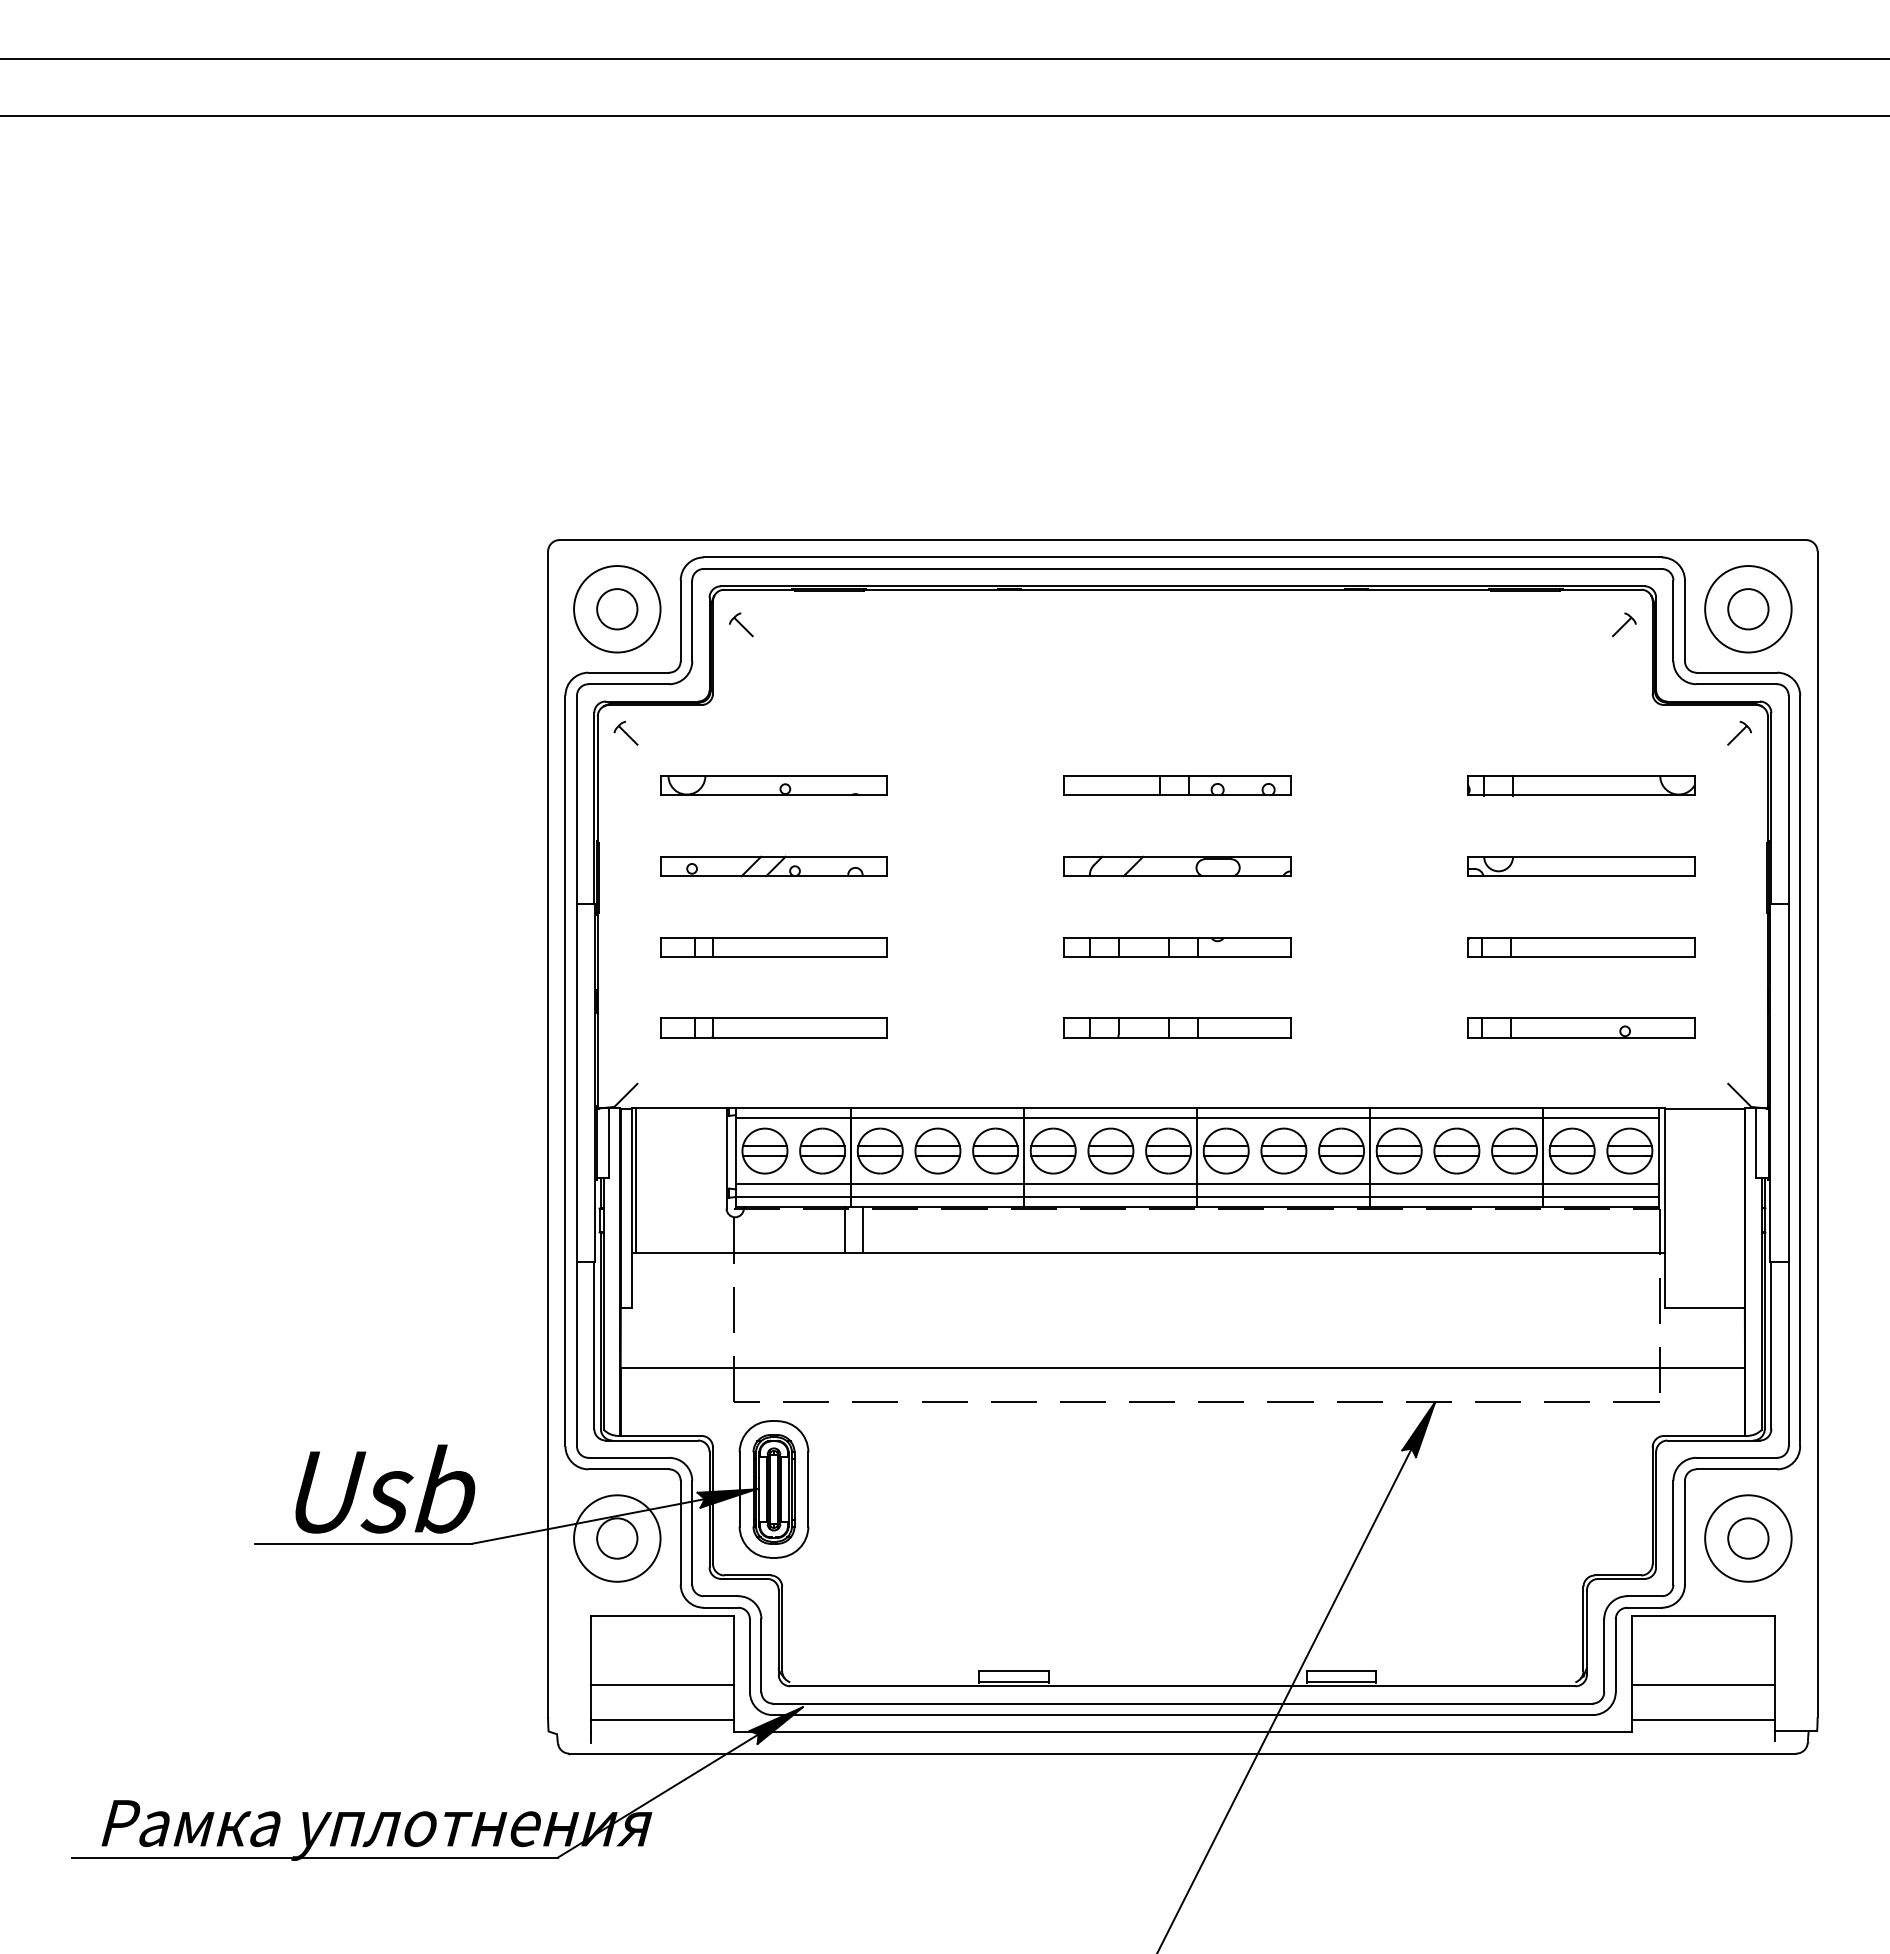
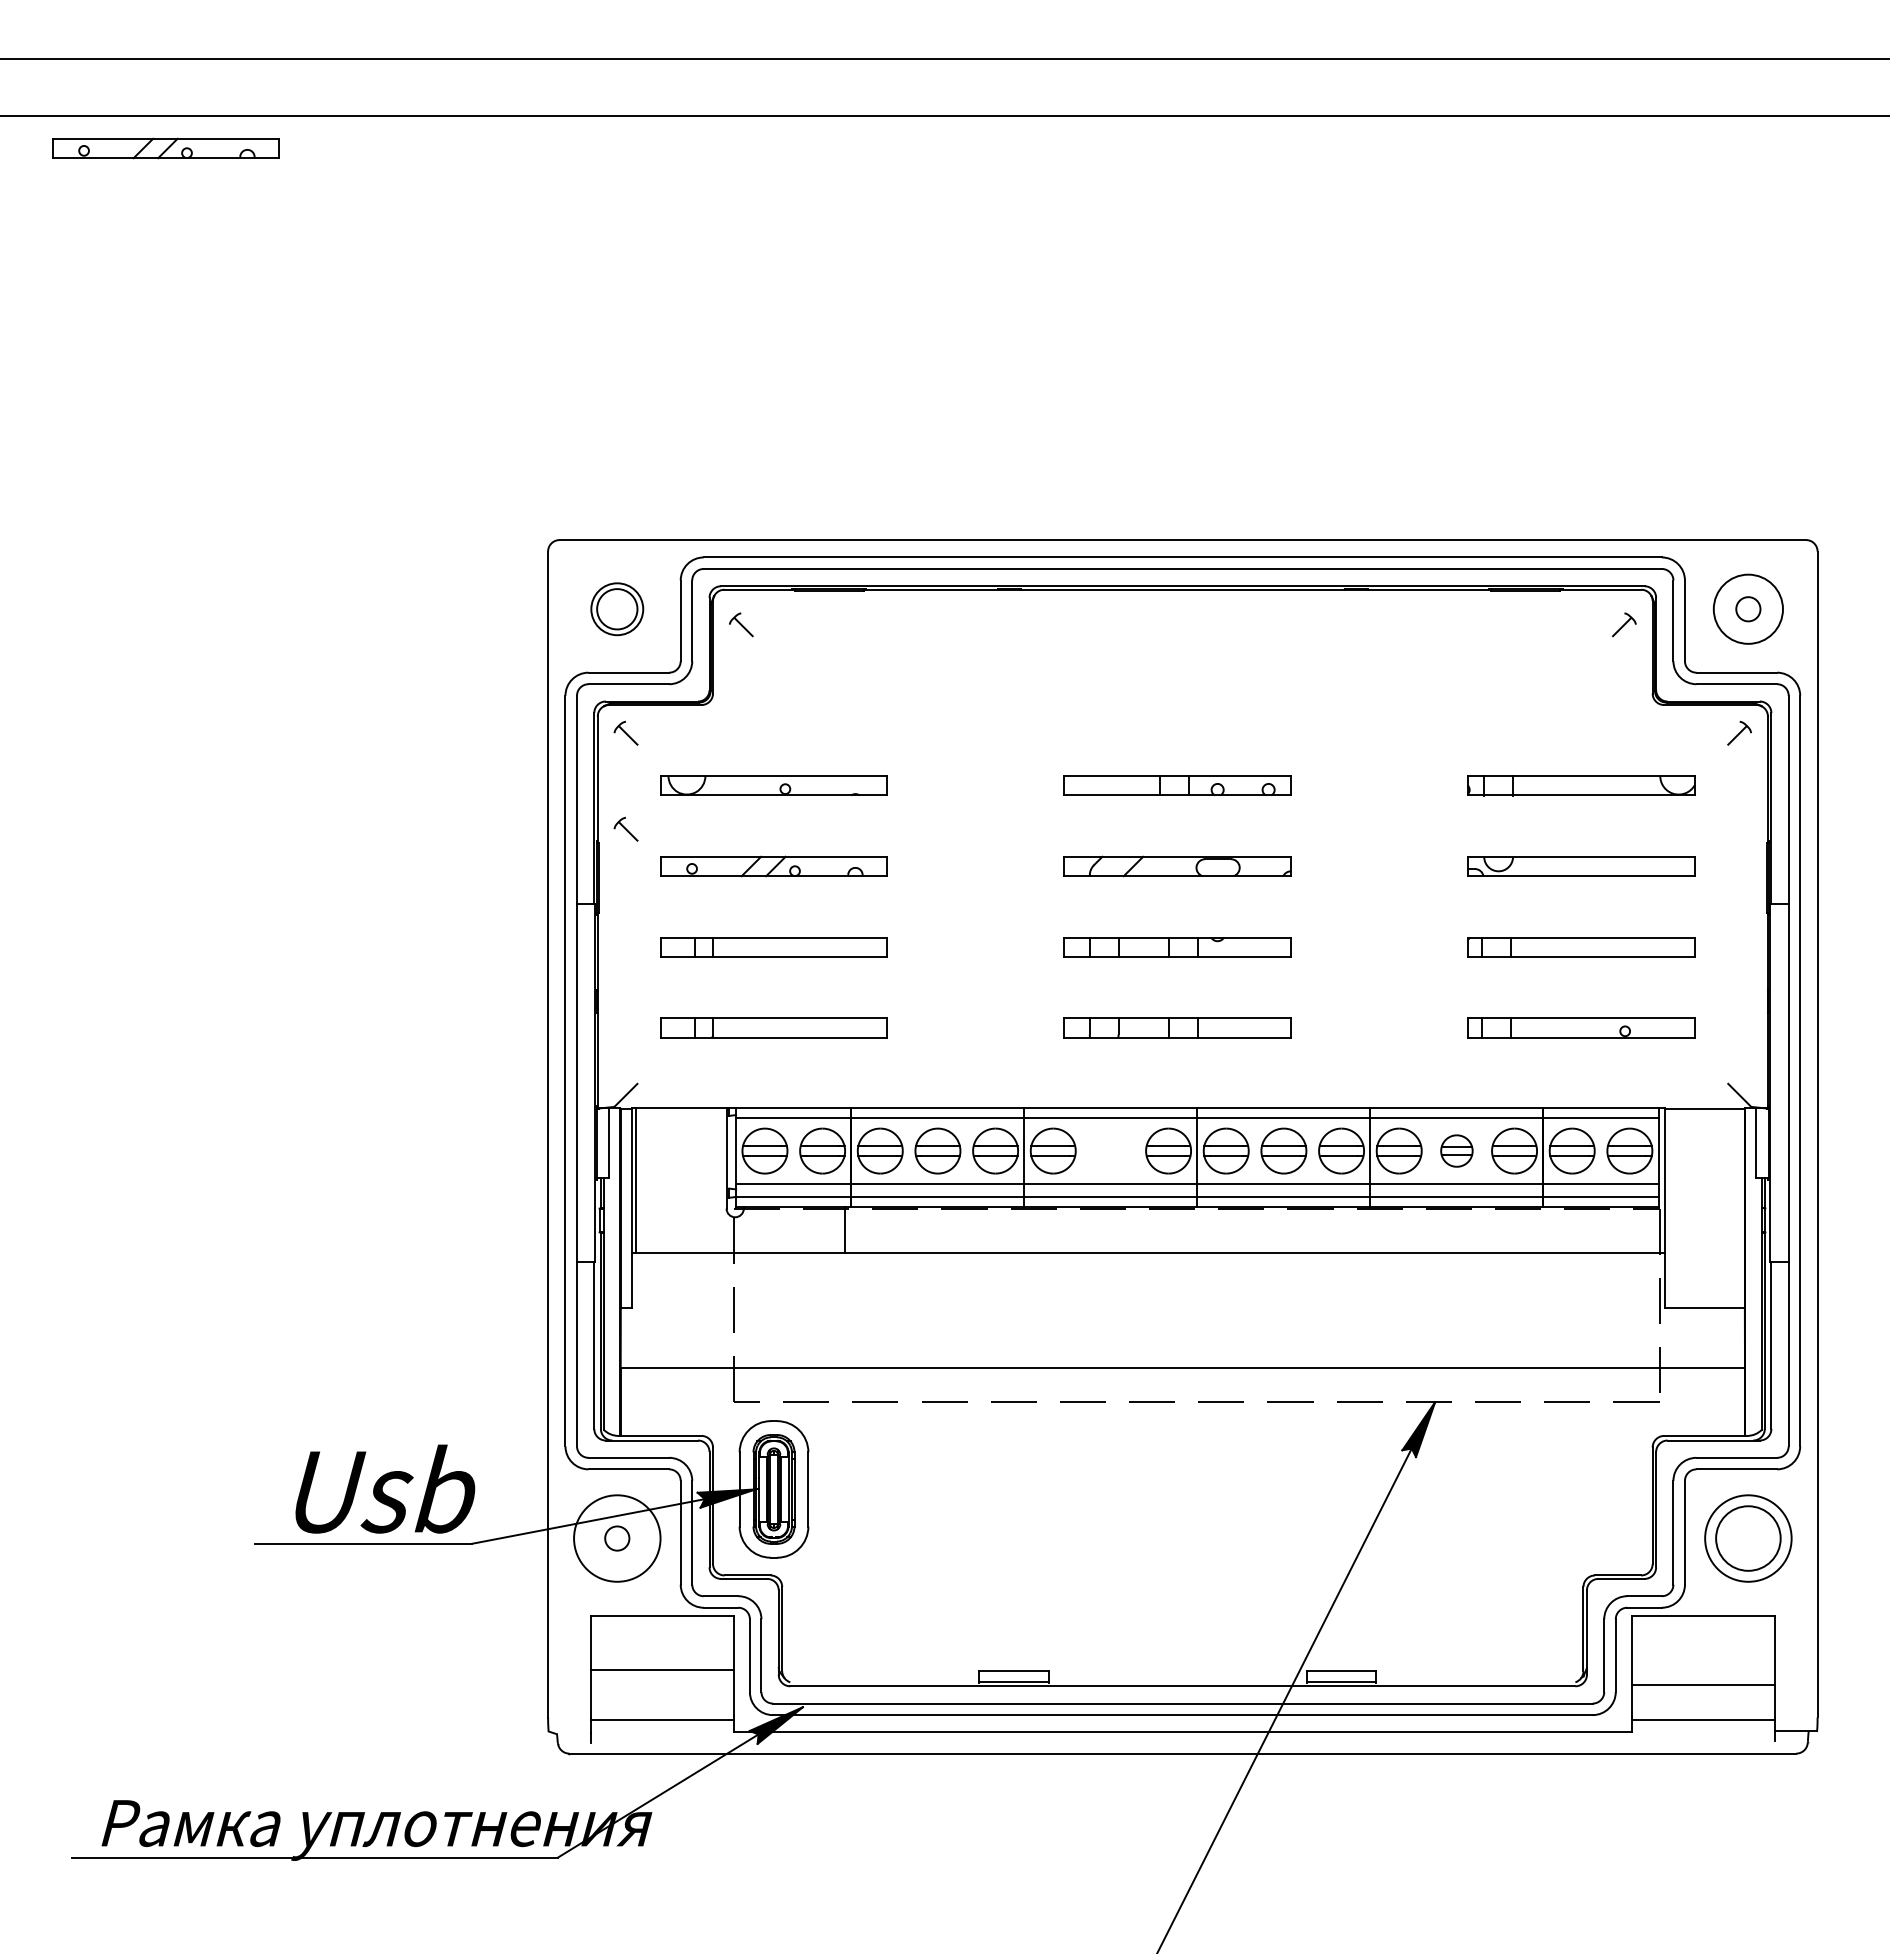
part: none -> present (165, 148)
circle diameter: 86 px -> 52 px (617, 609)
circle diameter: 40 px -> 24 px (1748, 609)
circle diameter: 86 px -> 69 px (1747, 608)
part: none -> present (625, 828)
part: present -> none (1110, 1150)
part size: 48x48 px -> 34x34 px (1456, 1150)
line: present -> none (862, 1230)
circle diameter: 40 px -> 24 px (617, 1538)
circle diameter: 40 px -> 65 px (1748, 1538)
line position: (661, 1685) -> (661, 1670) (661, 1670)
